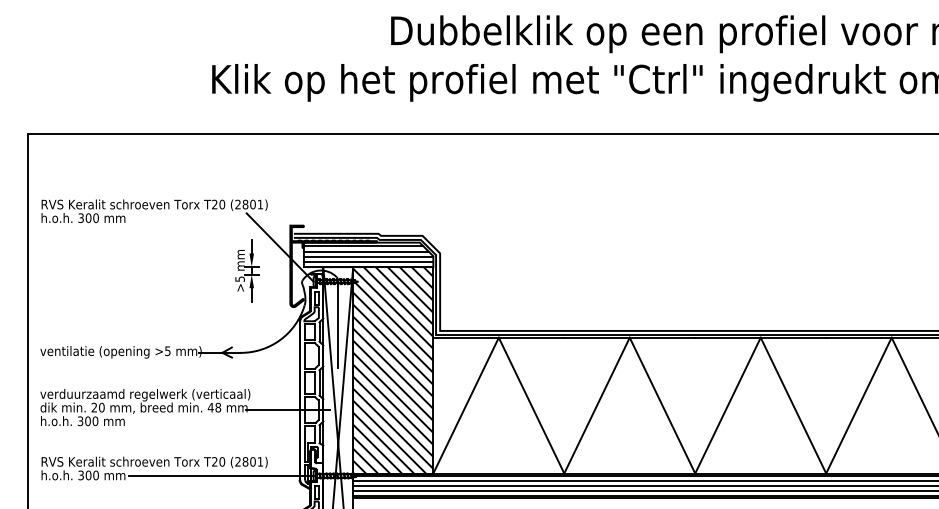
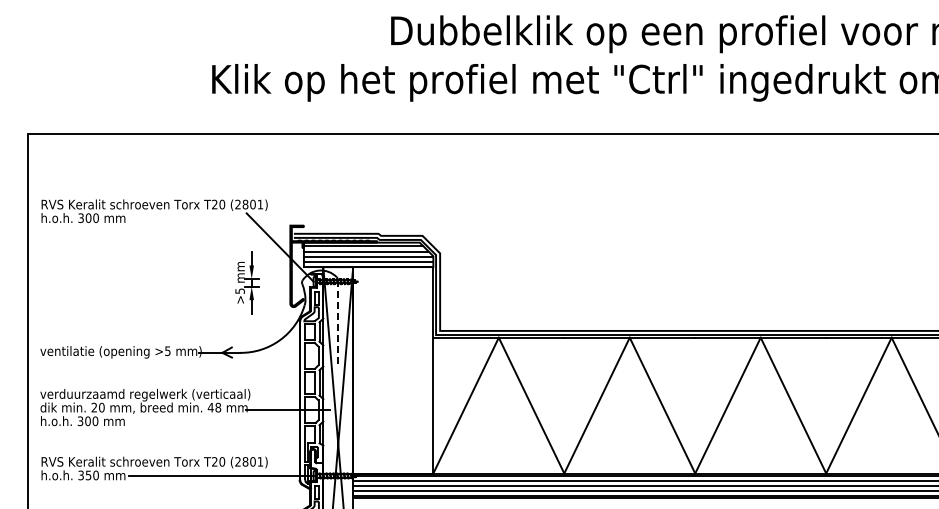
part position: (247, 270) -> (247, 282) (247, 282)
line: solid -> dashed (337, 324)
hatch: present -> none (393, 370)
text: 300 -> 350 (88, 475)
